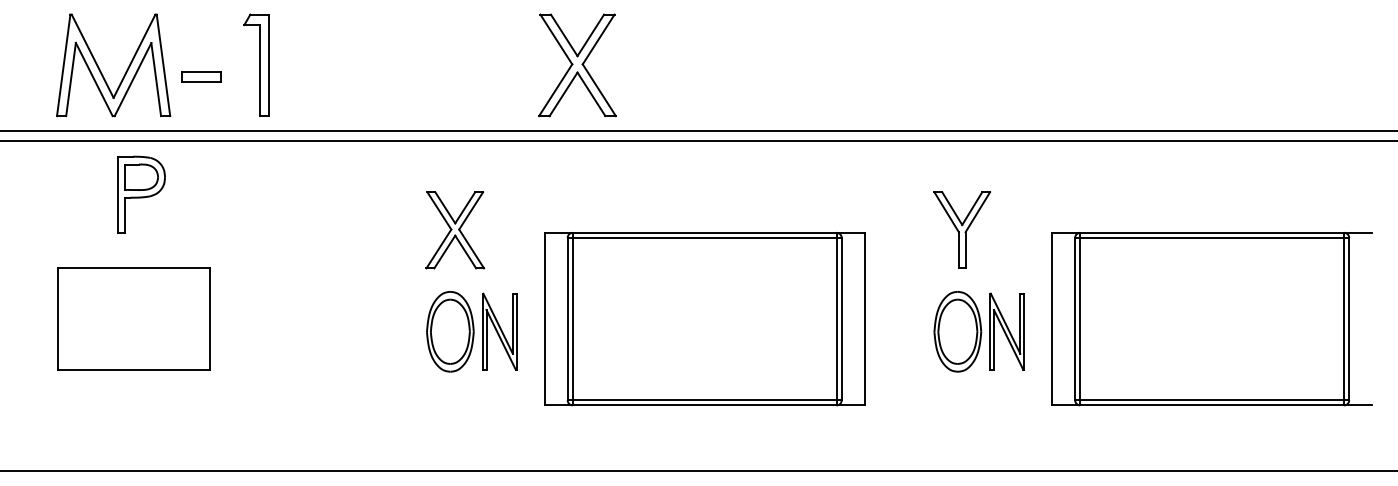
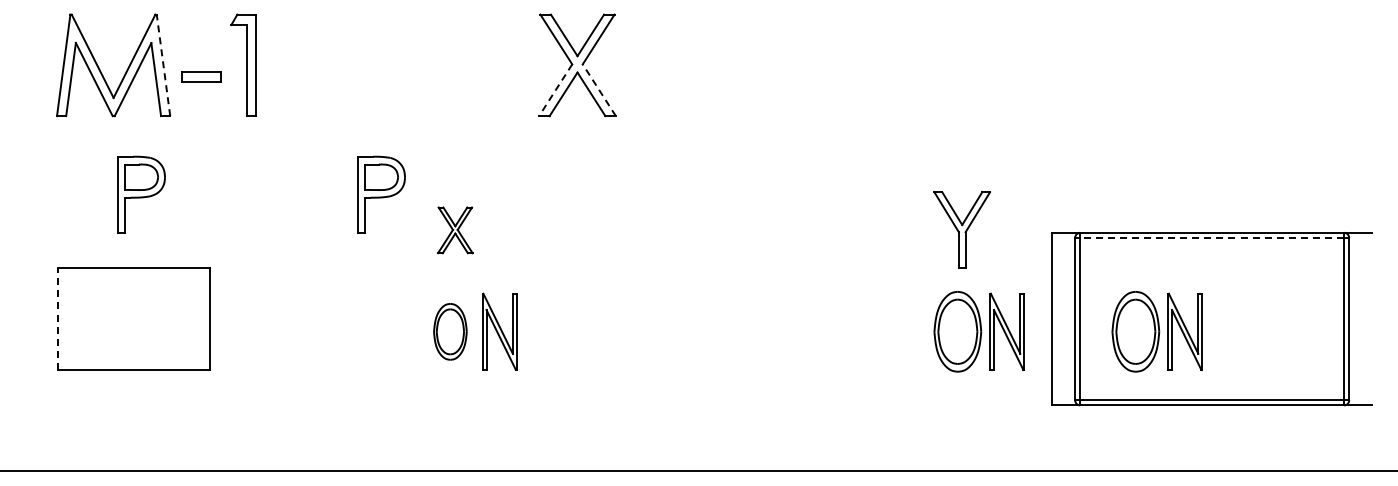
line: solid -> dashed (163, 64)
part position: (256, 64) -> (243, 64) (243, 64)
line: solid -> dashed (555, 90)
line: solid -> dashed (599, 90)
line: present -> none (698, 131)
line: present -> none (698, 141)
part: none -> present (381, 194)
part size: 61x79 px -> 37x49 px (455, 230)
line: solid -> dashed (1212, 237)
line: solid -> dashed (57, 319)
part: present -> none (704, 319)
part size: 49x82 px -> 35x58 px (450, 331)
part: none -> present (1156, 331)
